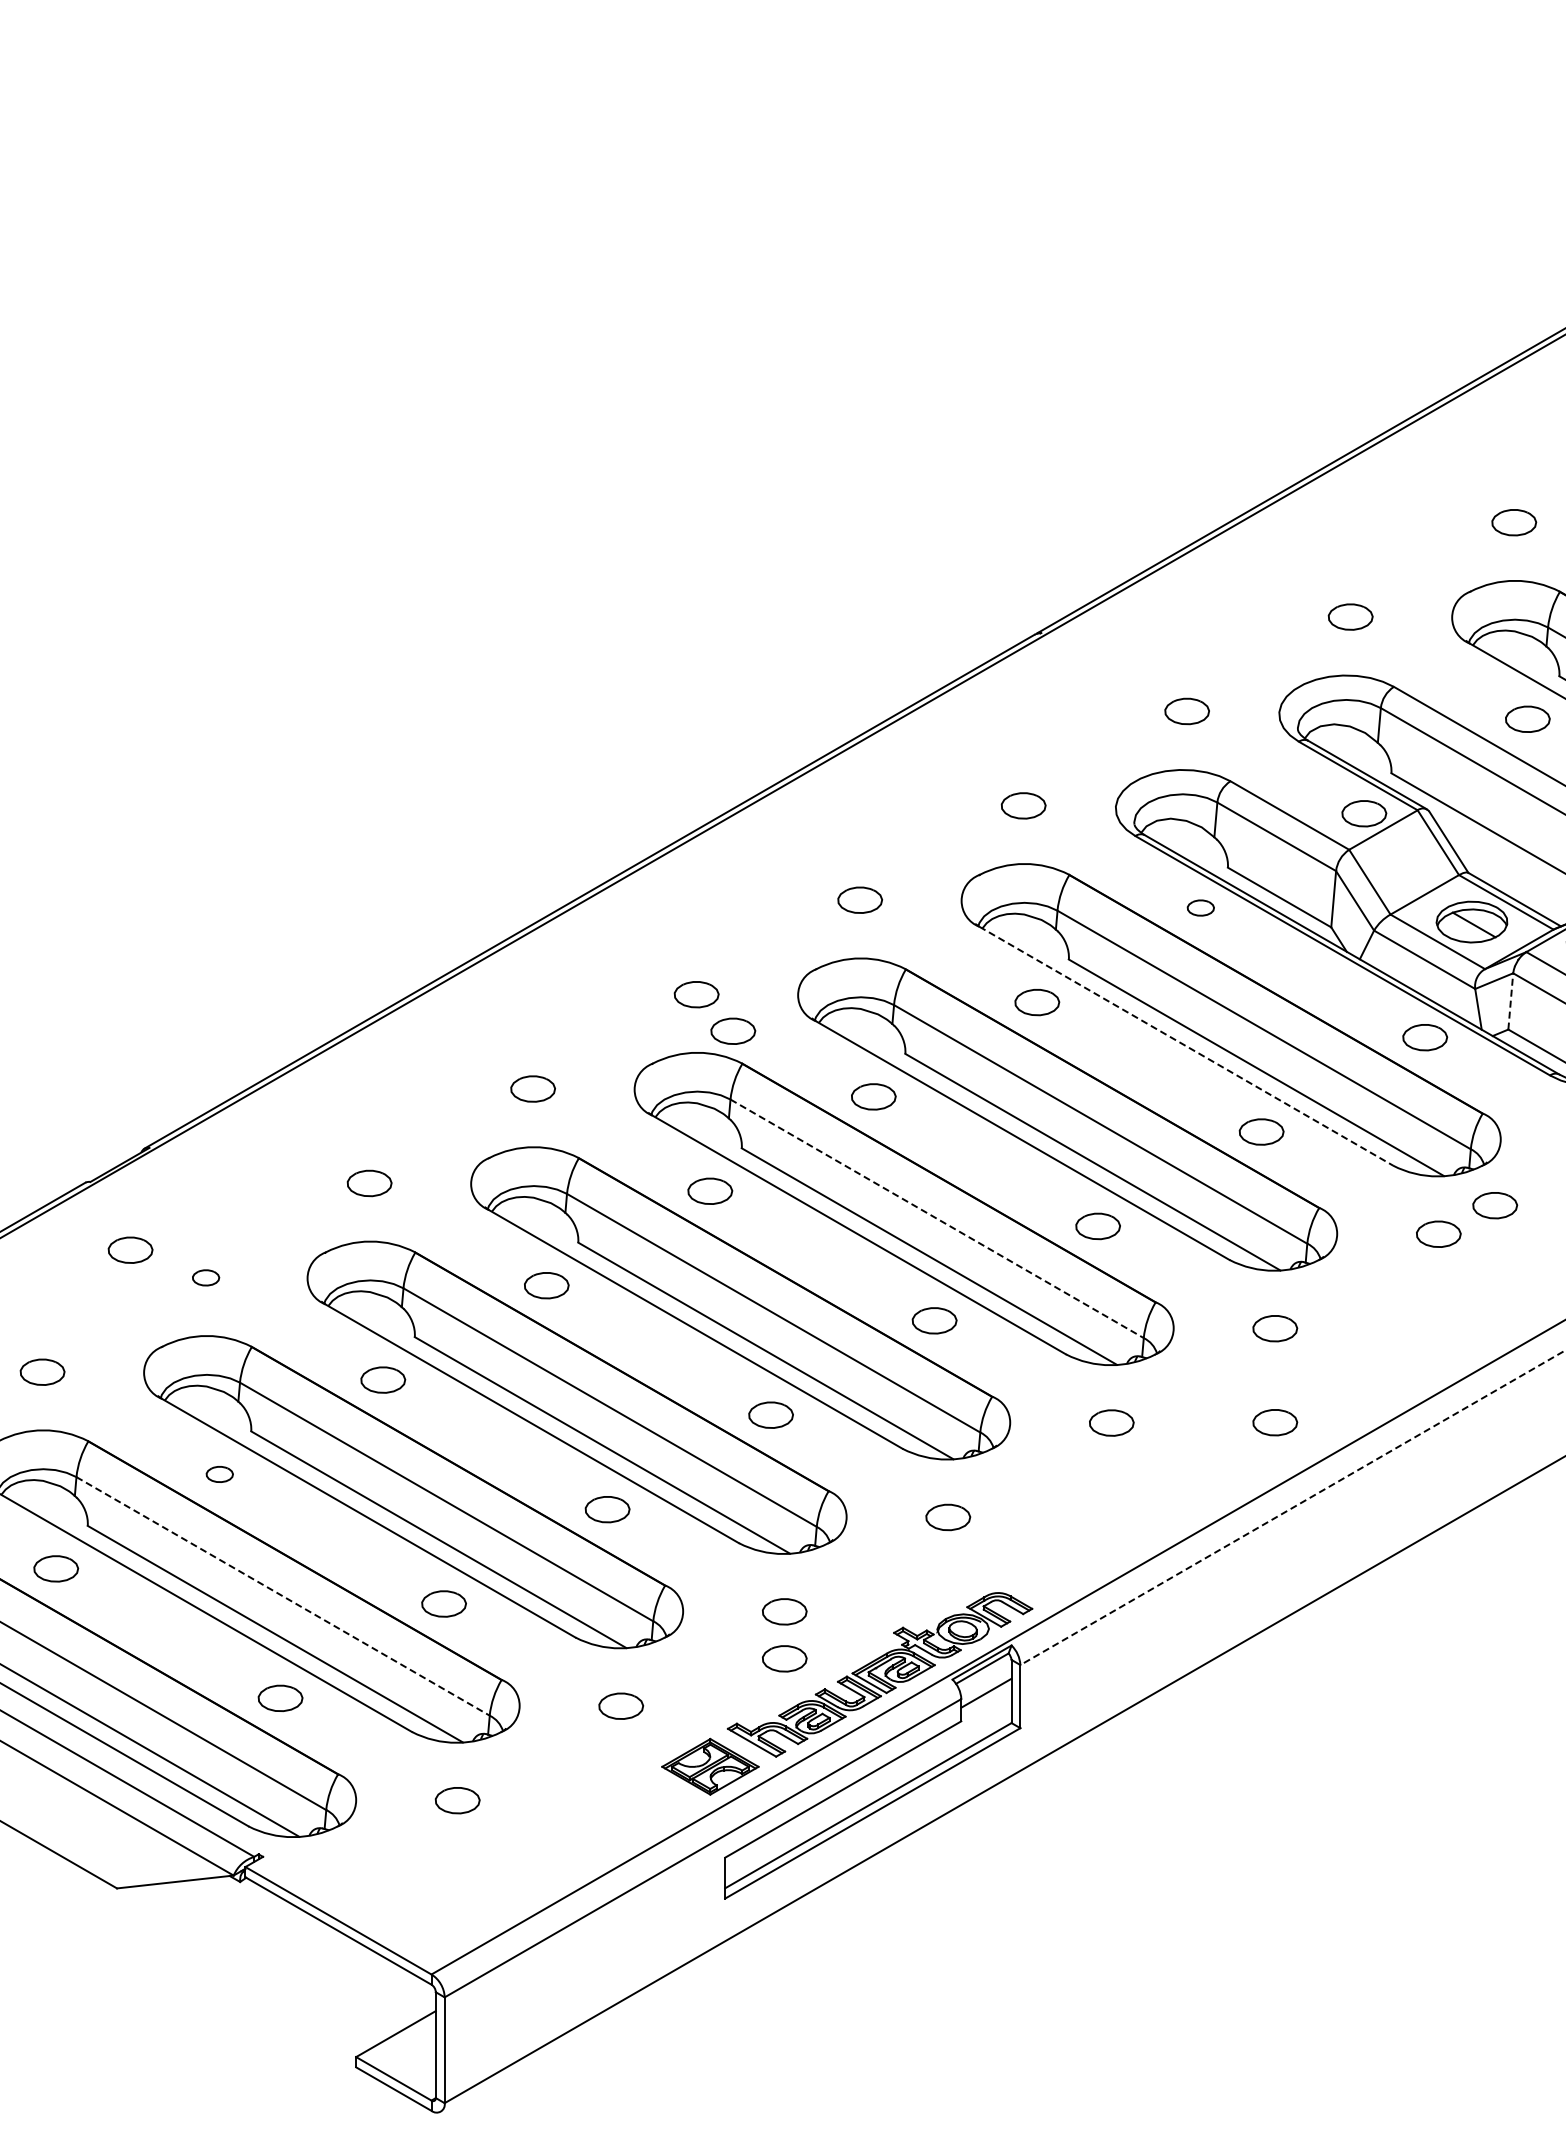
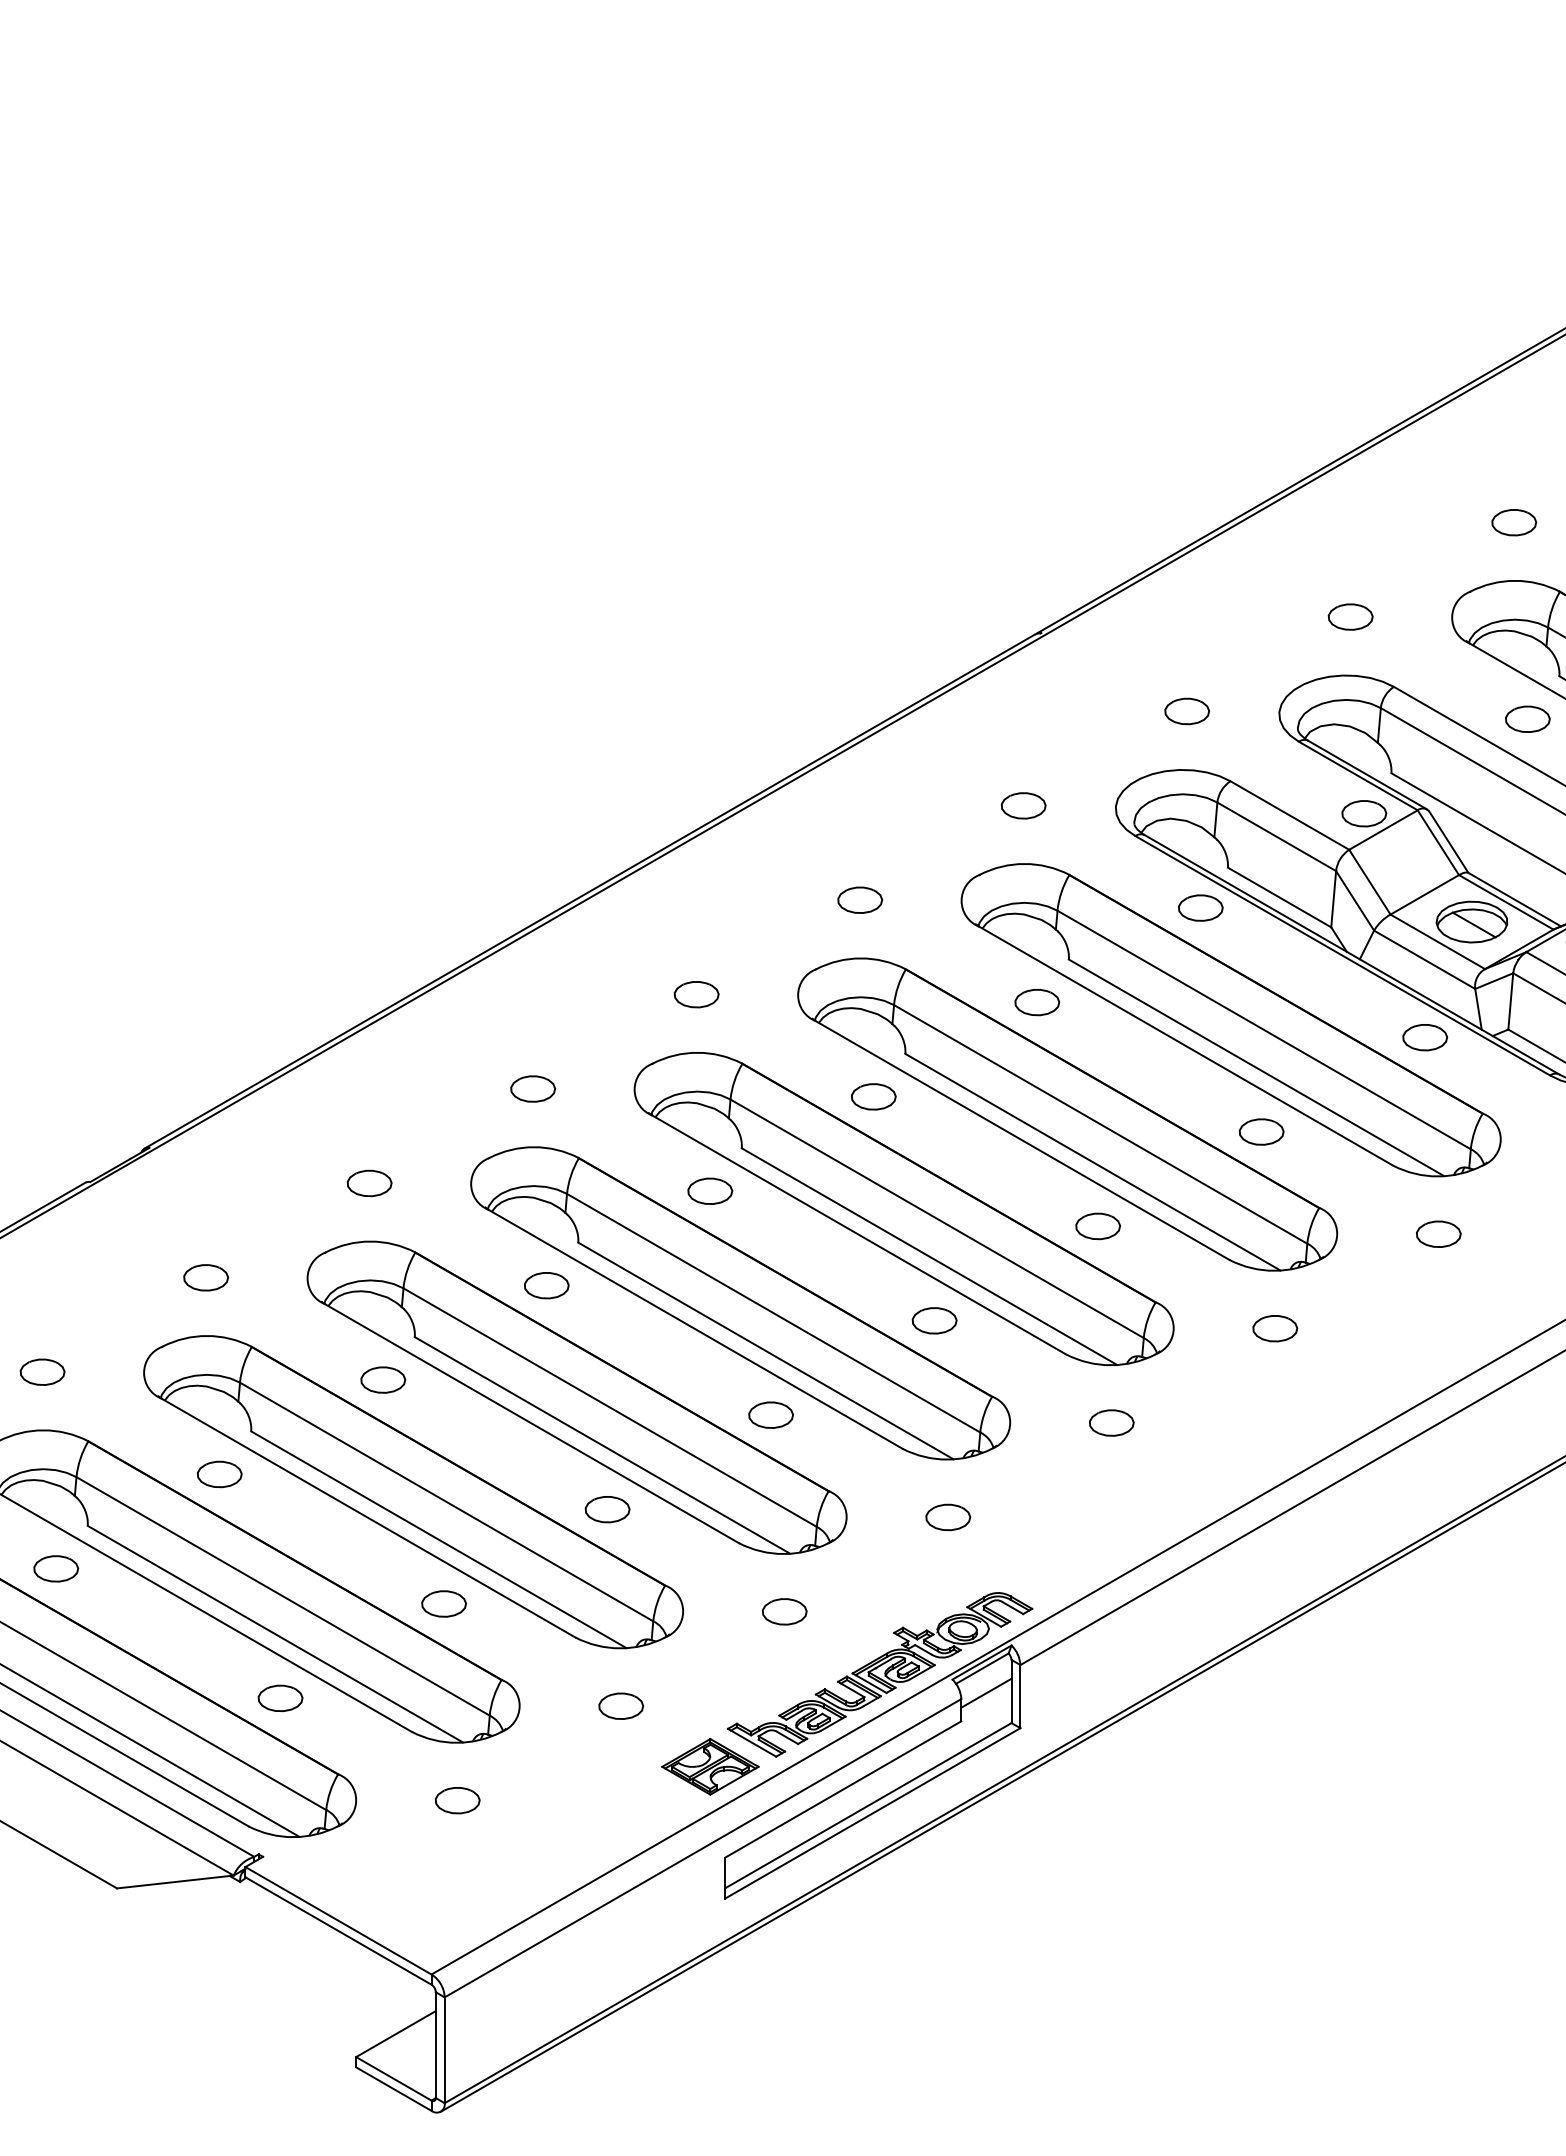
part size: 29x18 px -> 46x28 px (1200, 907)
line: dashed -> solid (1510, 1000)
part: present -> none (733, 1030)
line: dashed -> solid (1186, 1046)
part: present -> none (1495, 1205)
line: dashed -> solid (937, 1218)
part: present -> none (130, 1249)
part size: 29x18 px -> 46x28 px (205, 1277)
part: present -> none (1275, 1422)
part size: 29x17 px -> 46x29 px (219, 1474)
line: dashed -> solid (1292, 1507)
line: dashed -> solid (283, 1596)
part: present -> none (784, 1658)
line: none -> present (1001, 1787)
